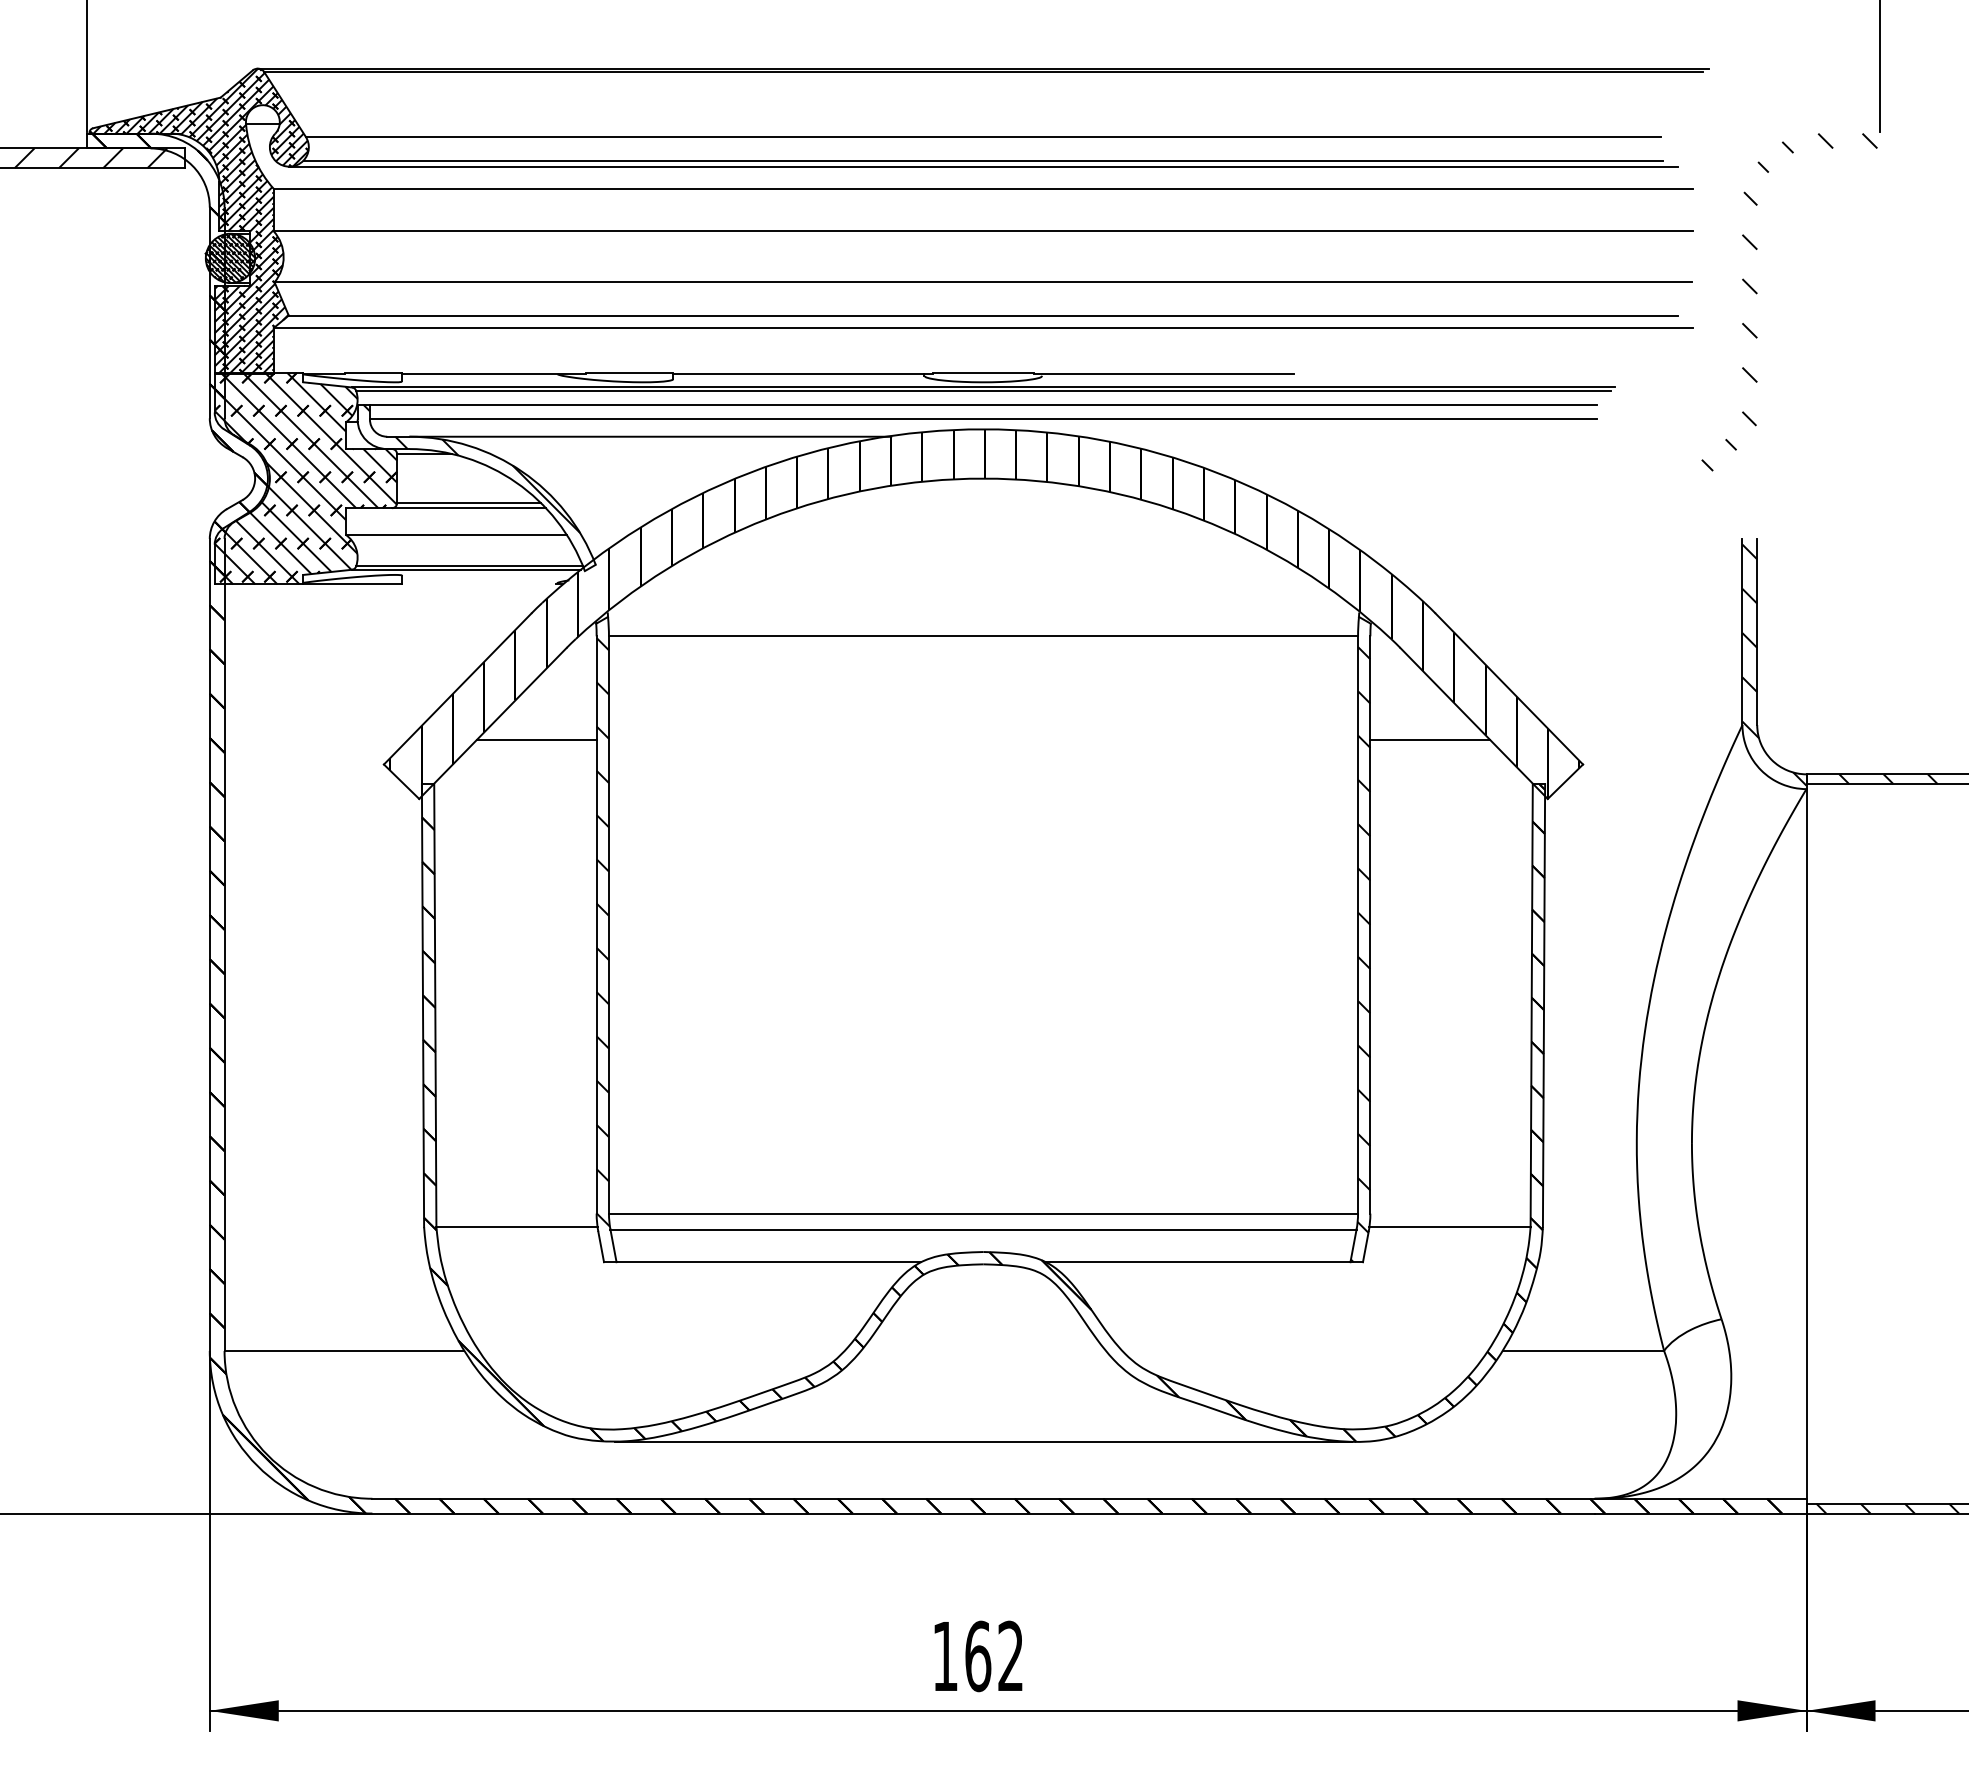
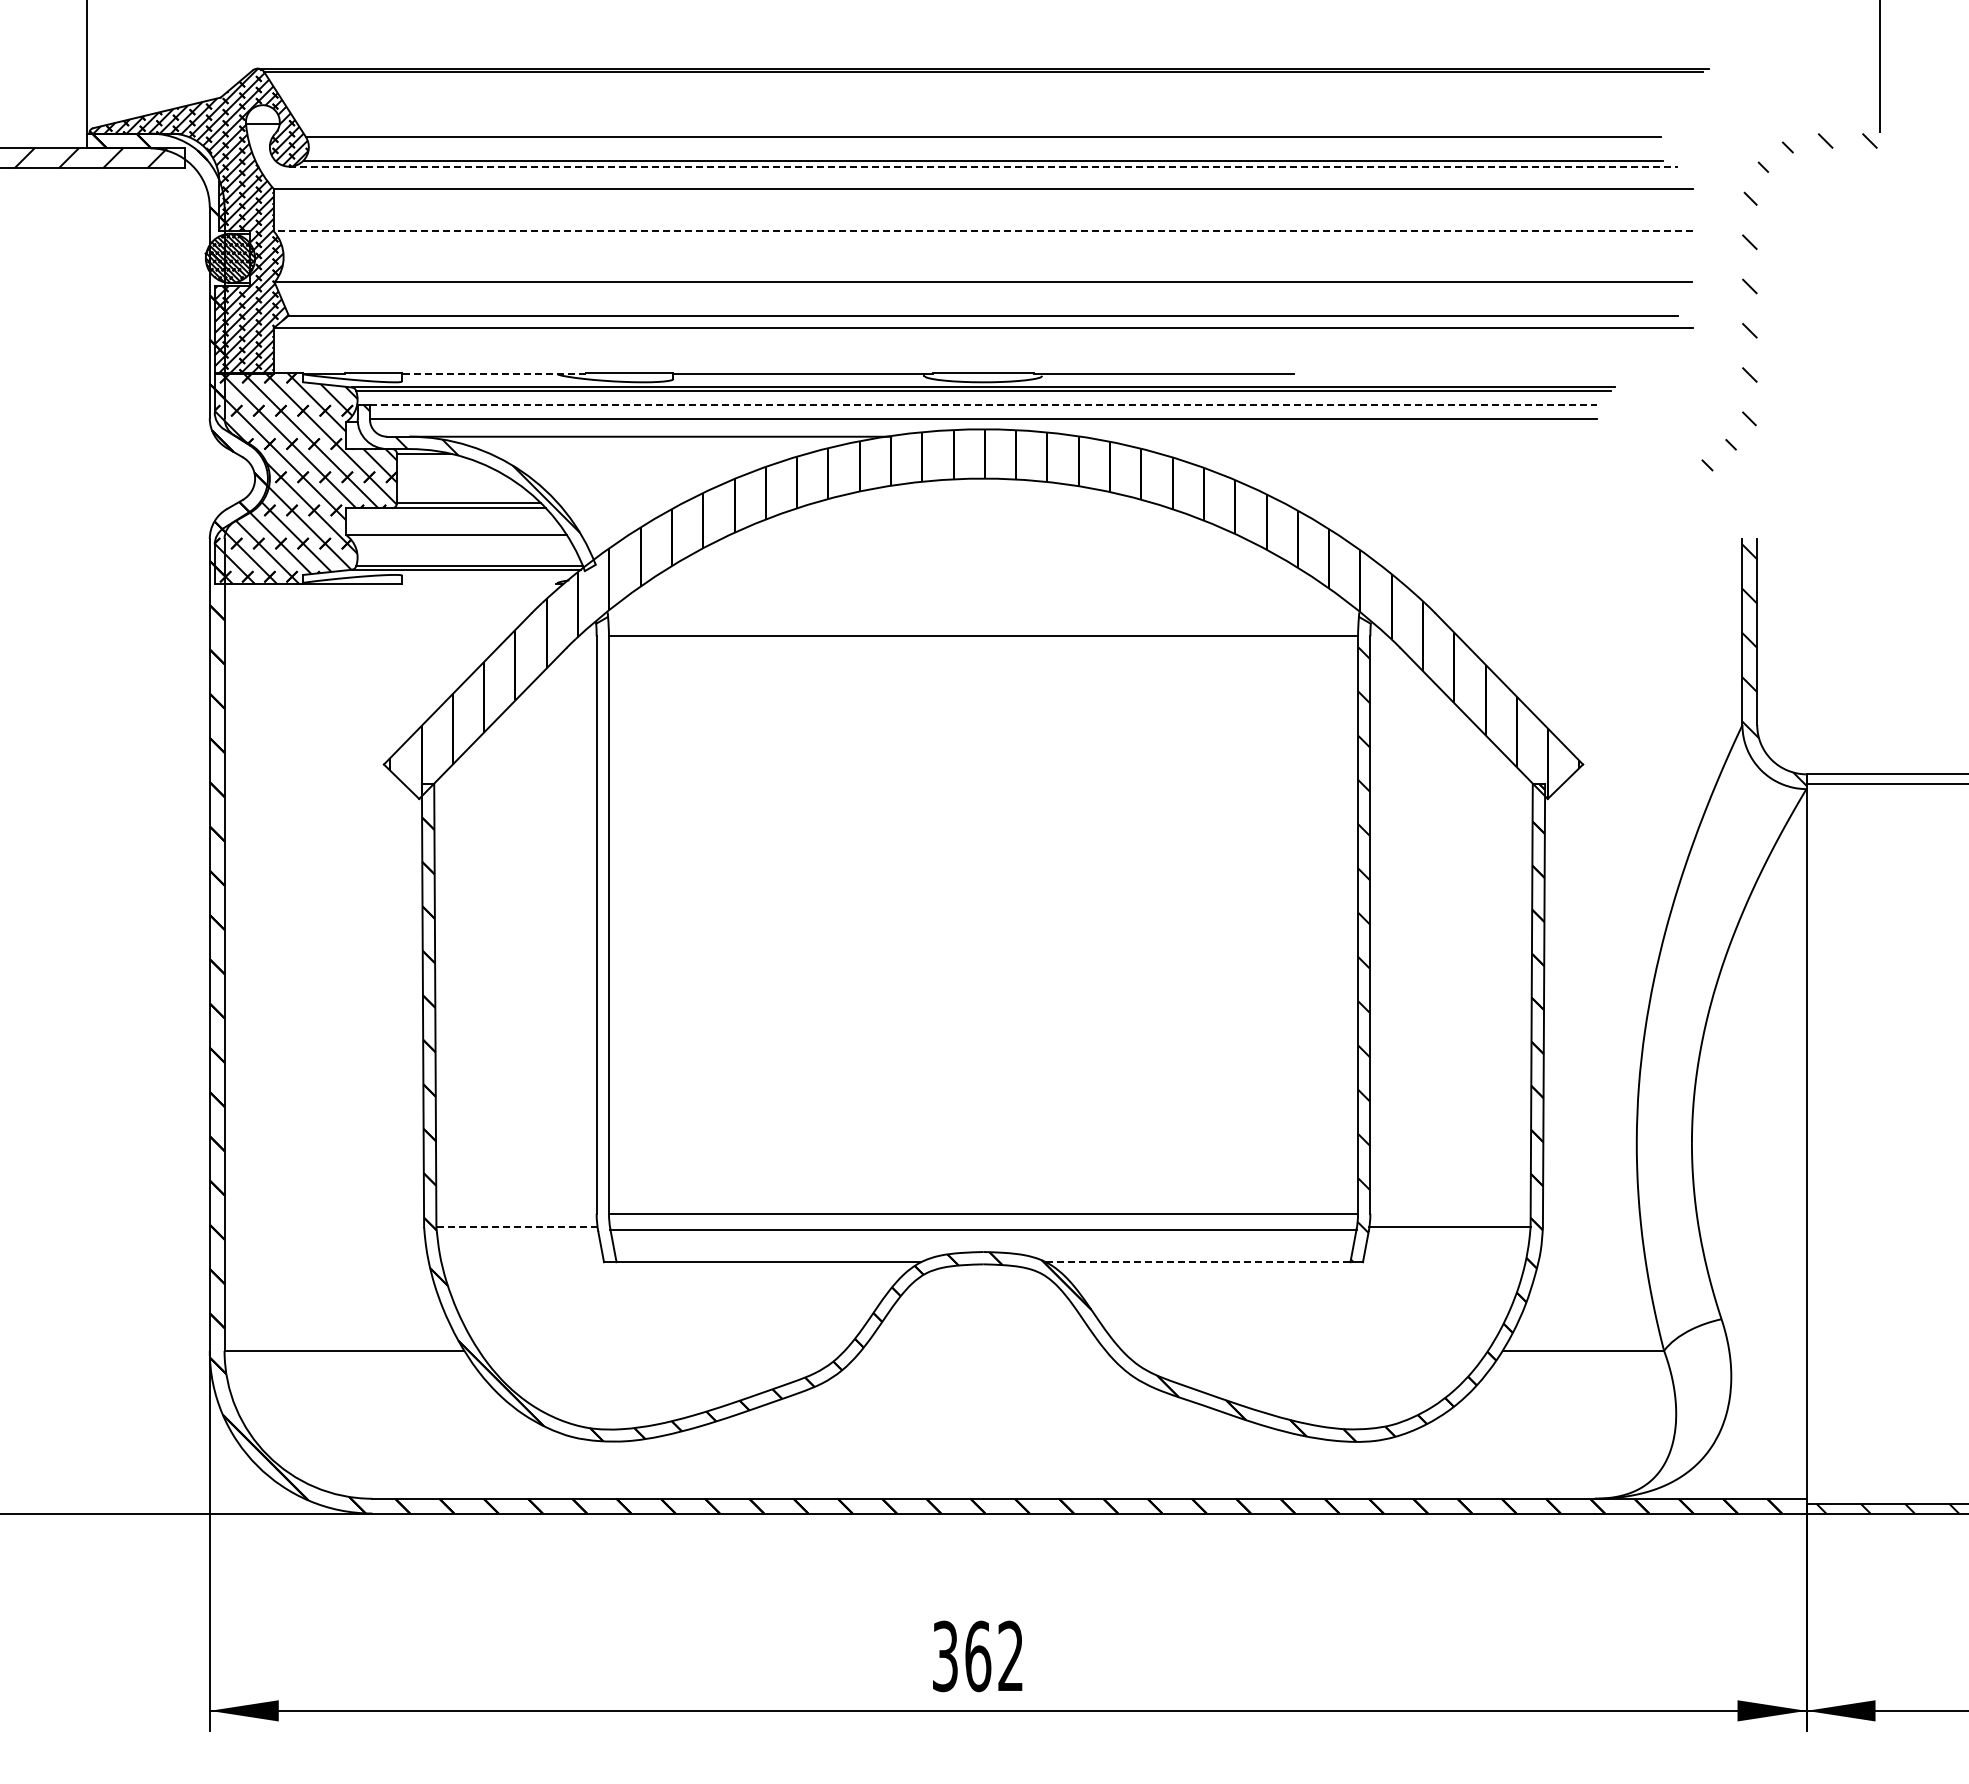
line: solid -> dashed (984, 166)
line: solid -> dashed (983, 231)
line: solid -> dashed (494, 374)
line: solid -> dashed (983, 404)
line: present -> none (536, 739)
line: present -> none (1430, 739)
hatch: present -> none (1888, 779)
hatch: present -> none (602, 932)
line: solid -> dashed (517, 1227)
line: solid -> dashed (1197, 1262)
line: present -> none (983, 1441)
text: 162 -> 362 (945, 1656)
